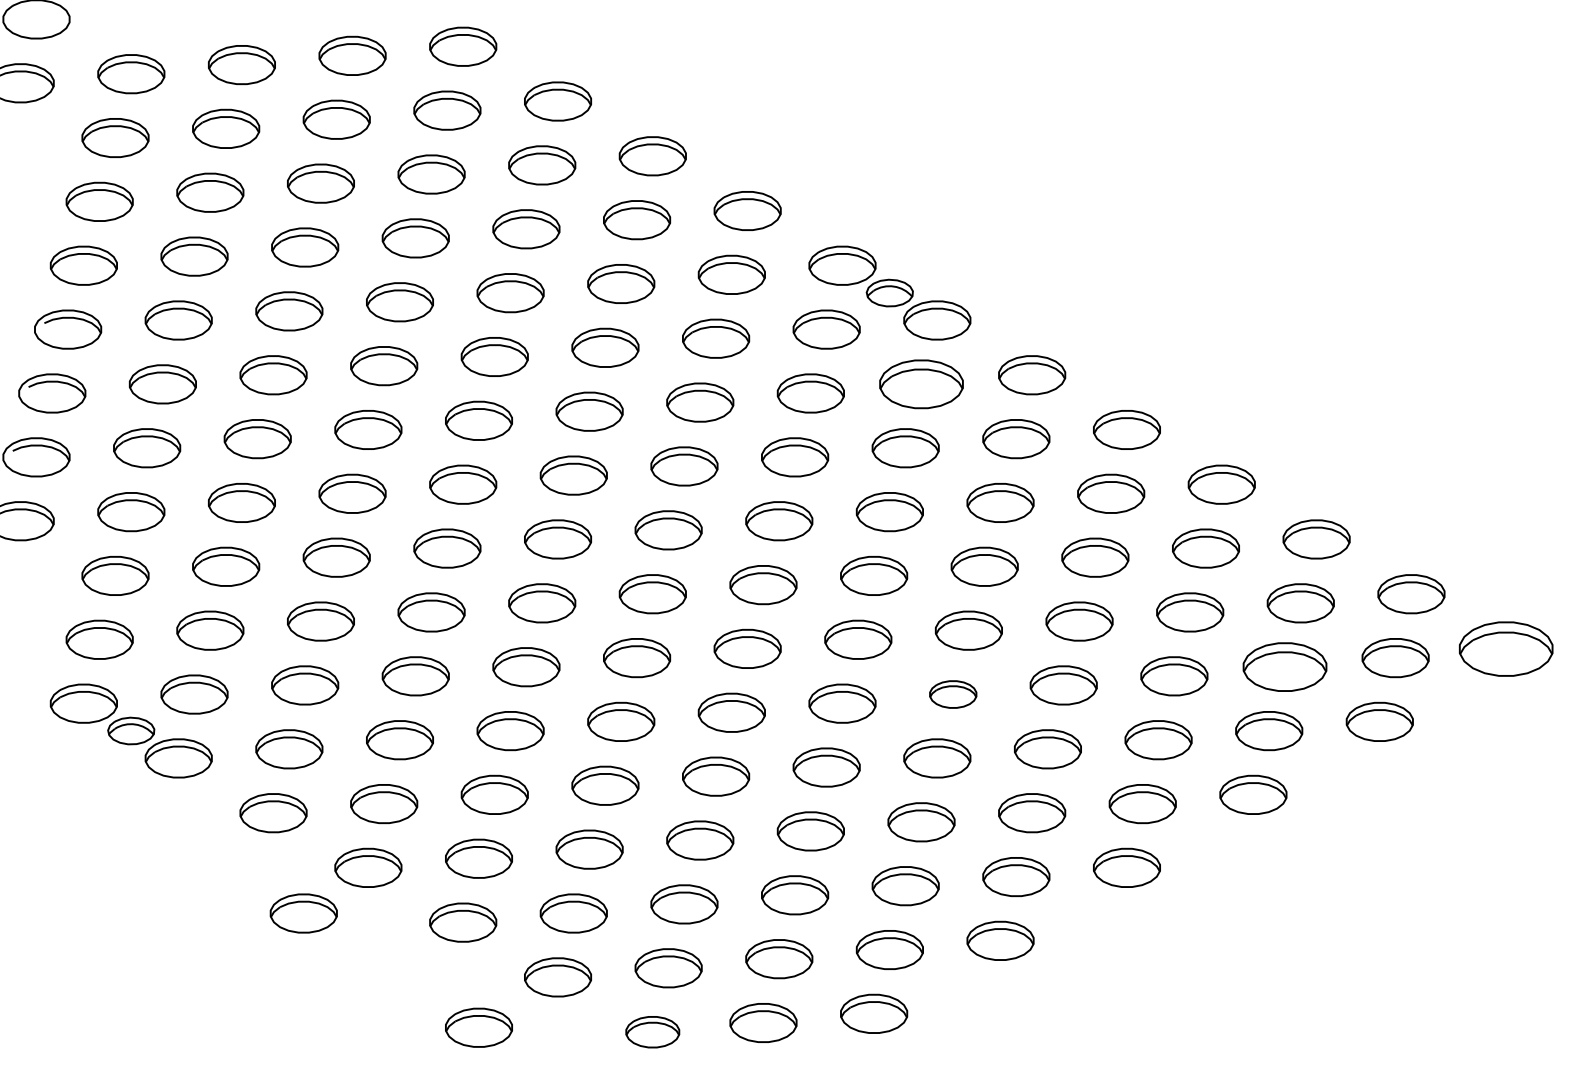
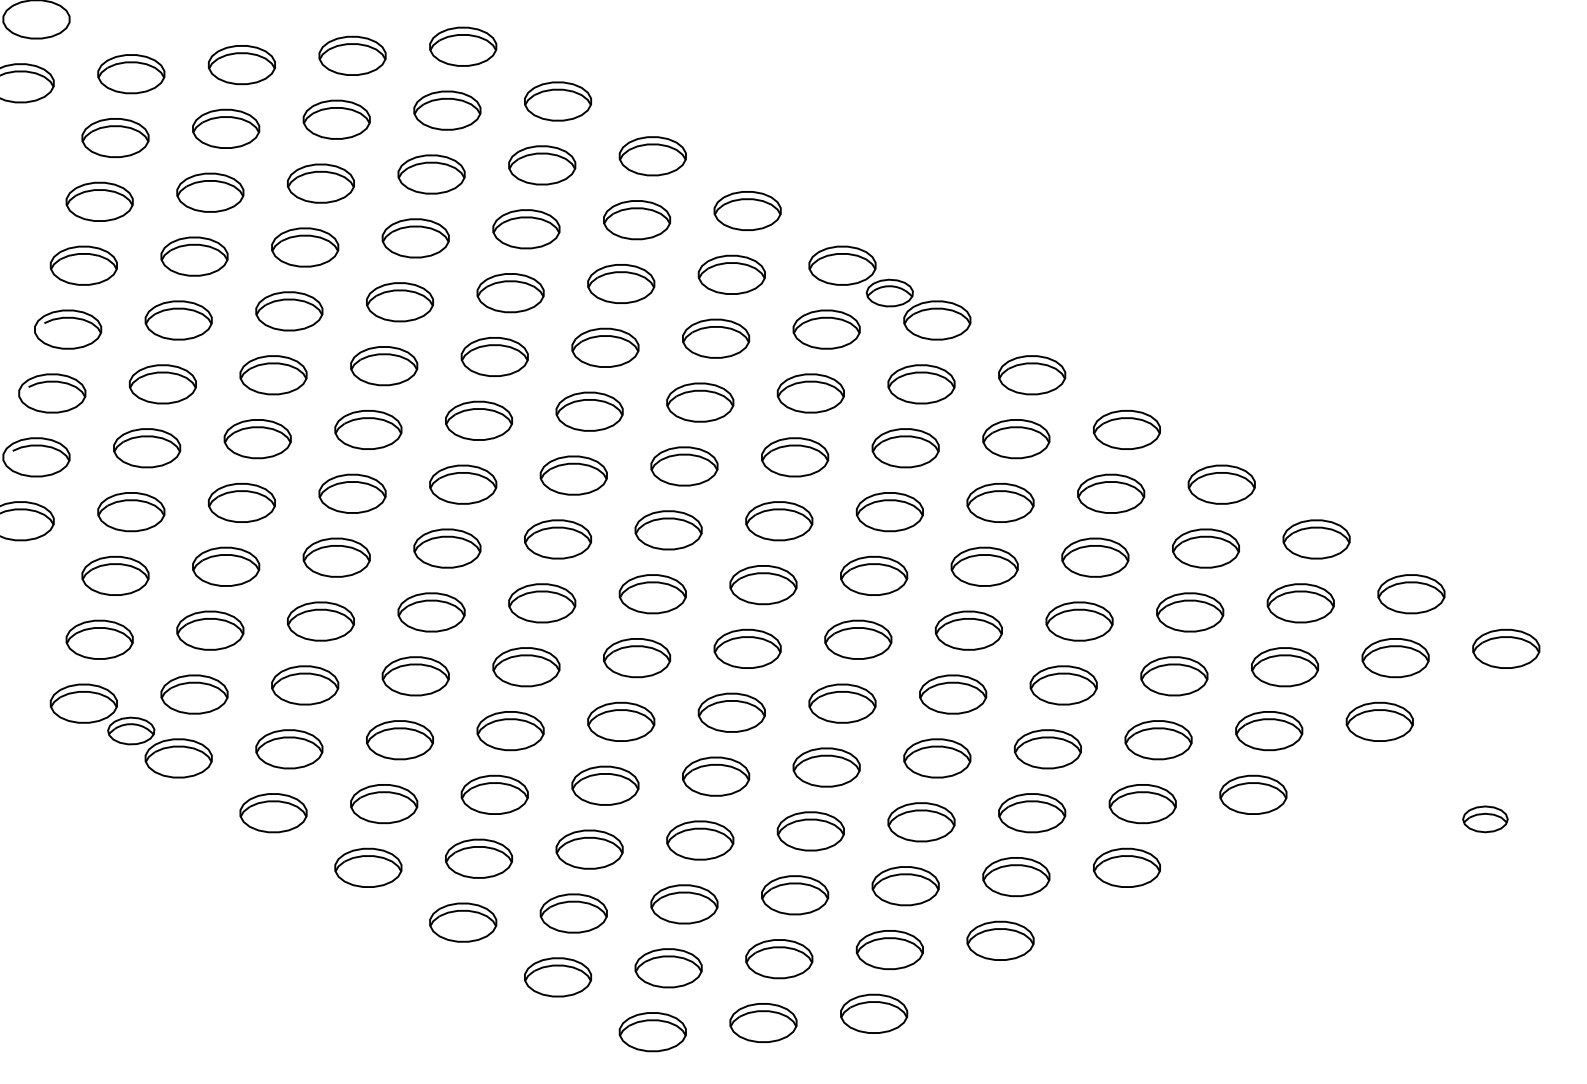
part size: 85x51 px -> 69x41 px (921, 384)
part size: 95x56 px -> 69x41 px (1506, 648)
part size: 86x50 px -> 68x41 px (1284, 667)
part size: 49x29 px -> 69x41 px (953, 694)
part: none -> present (1485, 819)
part: present -> none (303, 913)
part: present -> none (478, 1027)
part size: 56x33 px -> 69x41 px (652, 1032)
